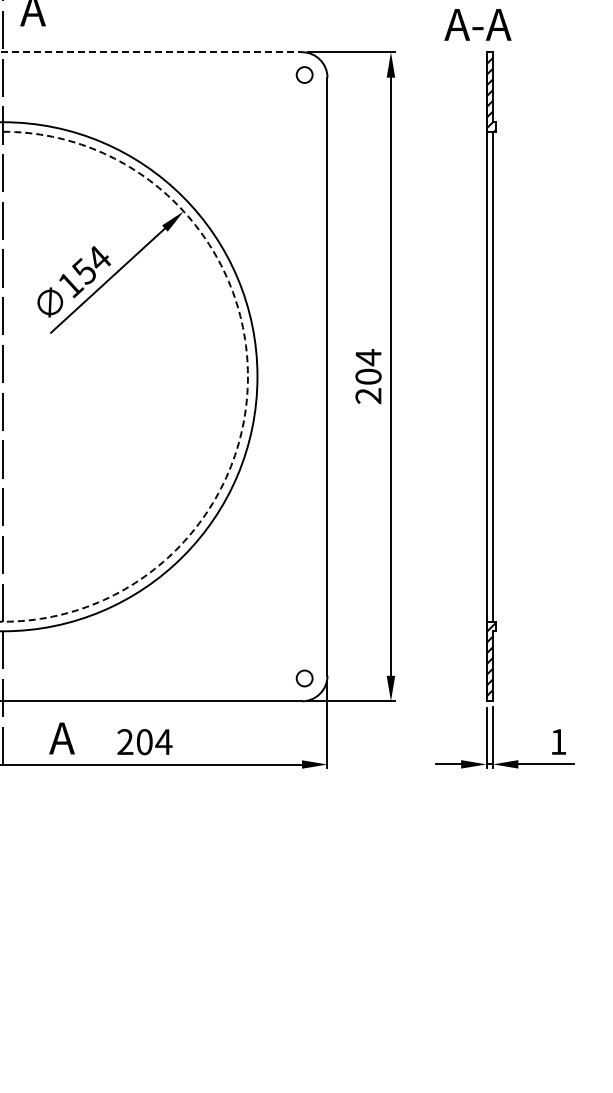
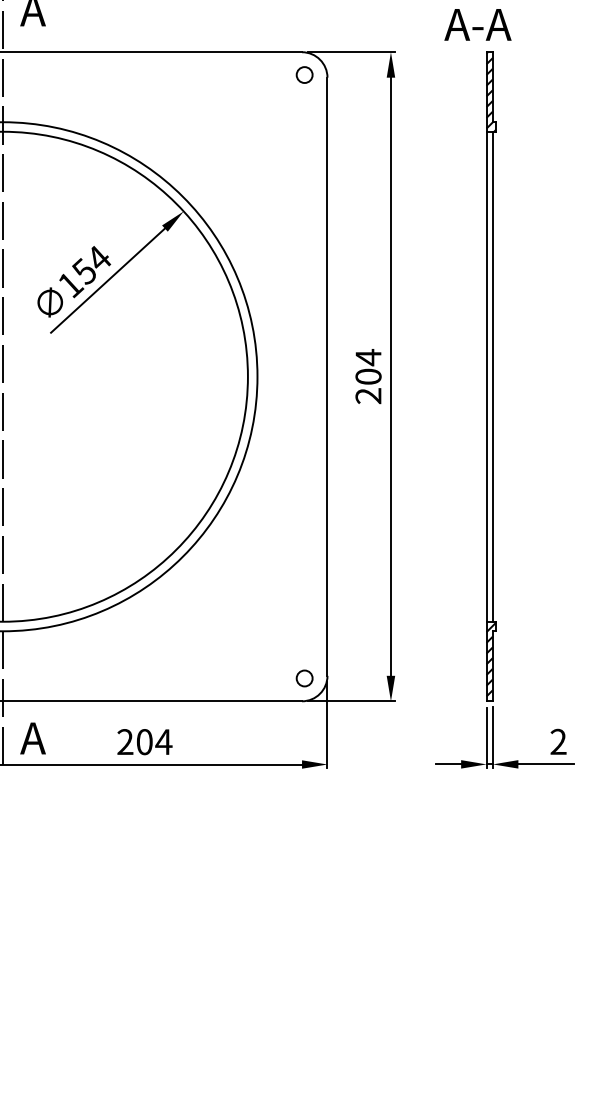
line: dashed -> solid (151, 52)
circle: dashed -> solid (123, 376)
text position: (61, 738) -> (32, 738) (32, 738)
text: 1 -> 2 (558, 741)
